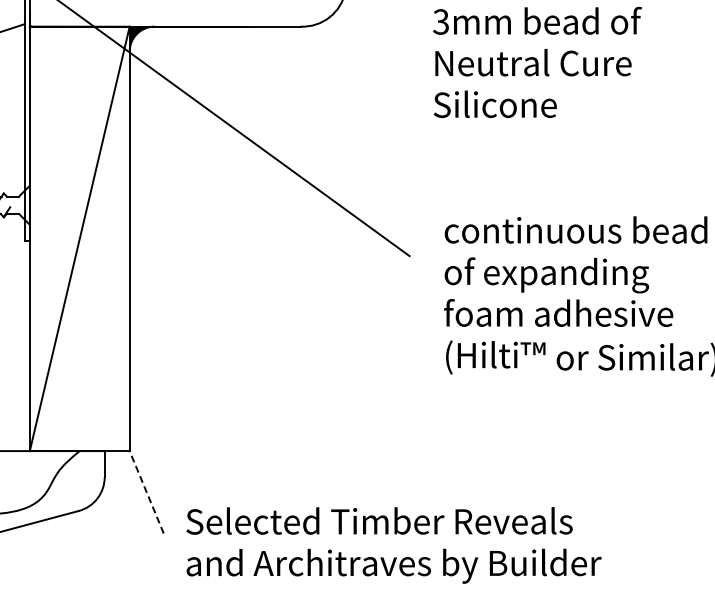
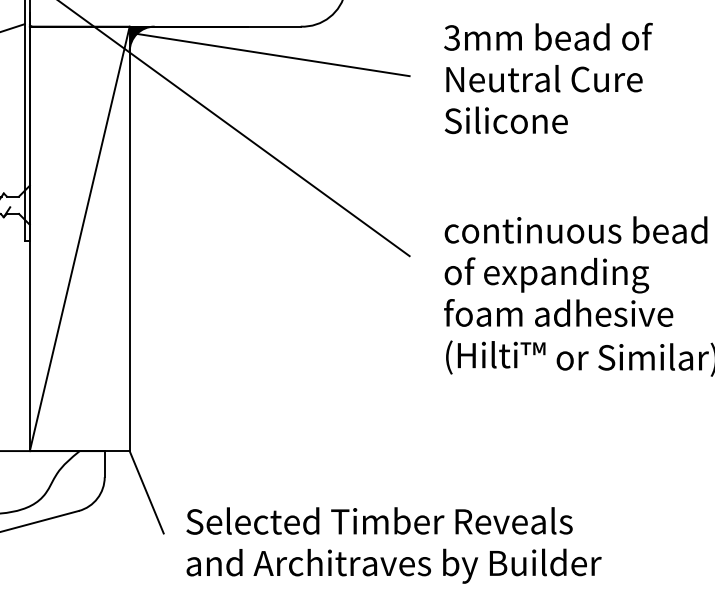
line: none -> present (272, 54)
text position: (537, 62) -> (548, 78) (548, 78)
line: dashed -> solid (146, 492)
